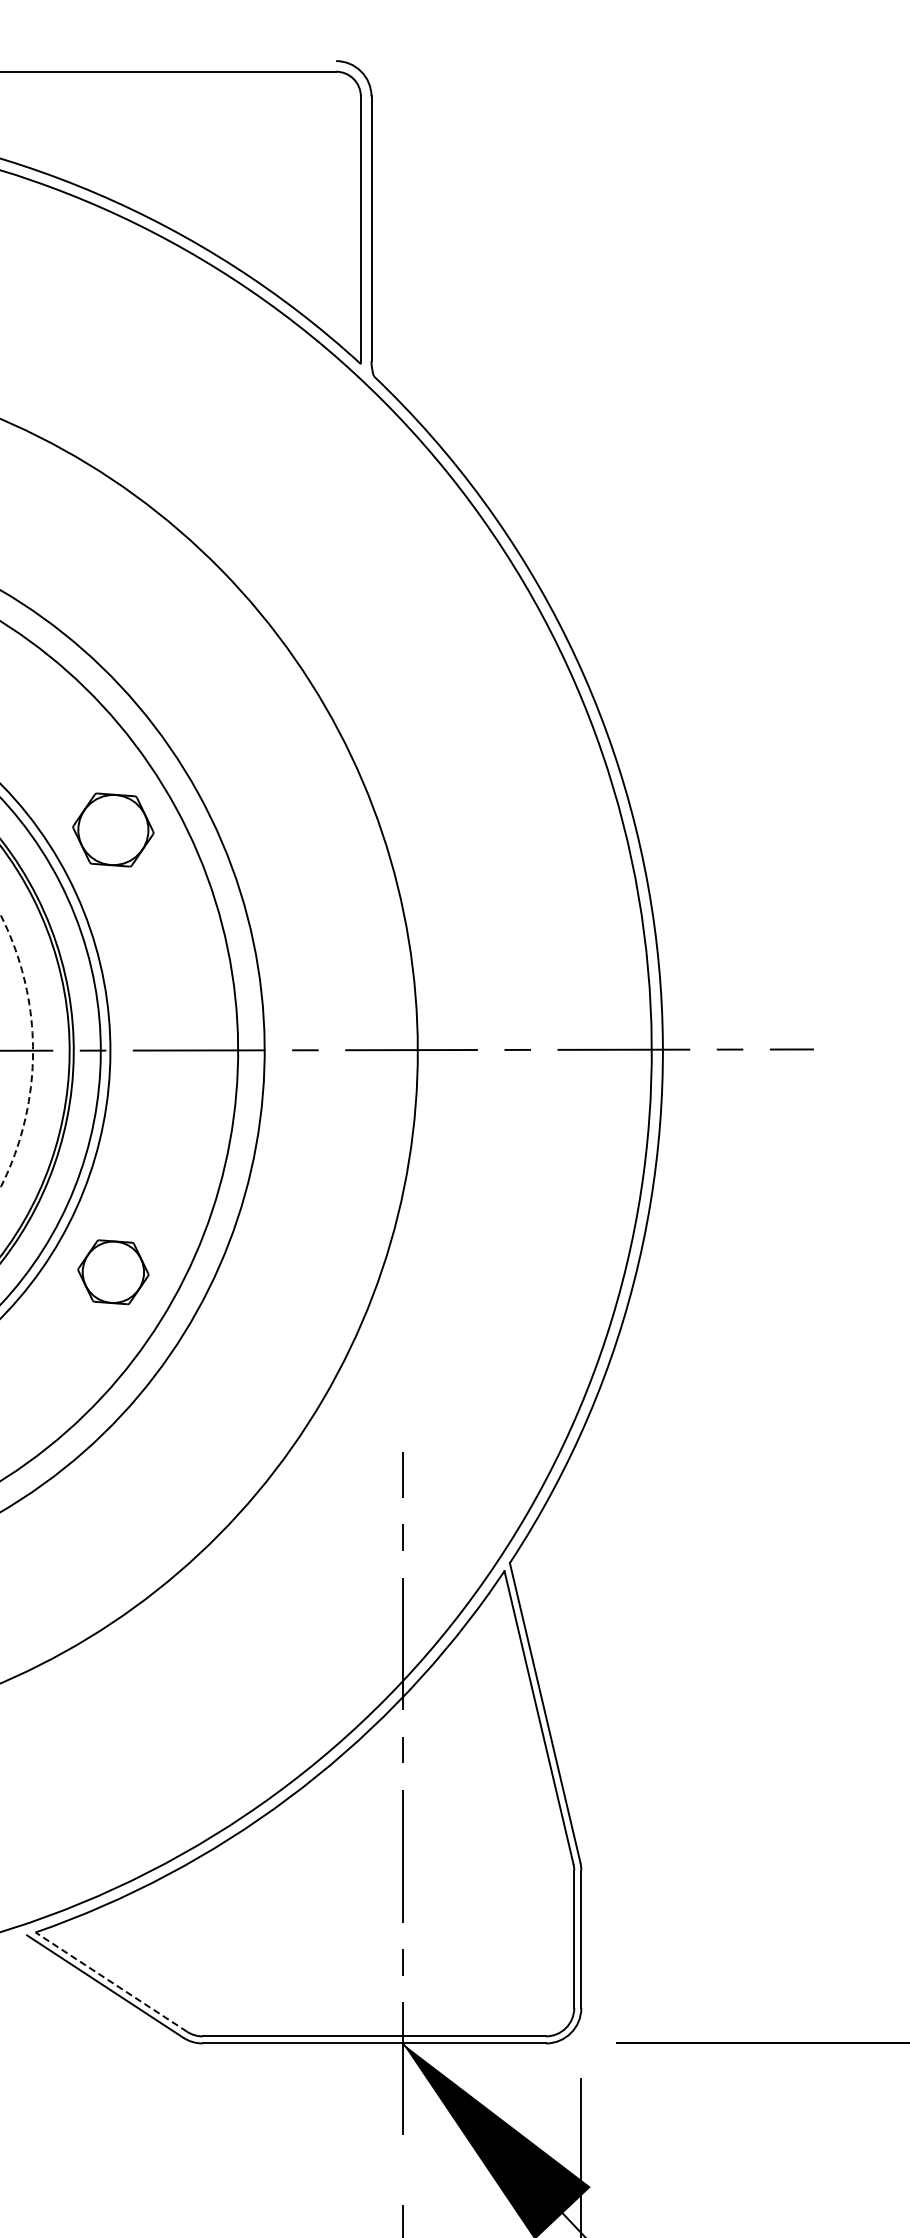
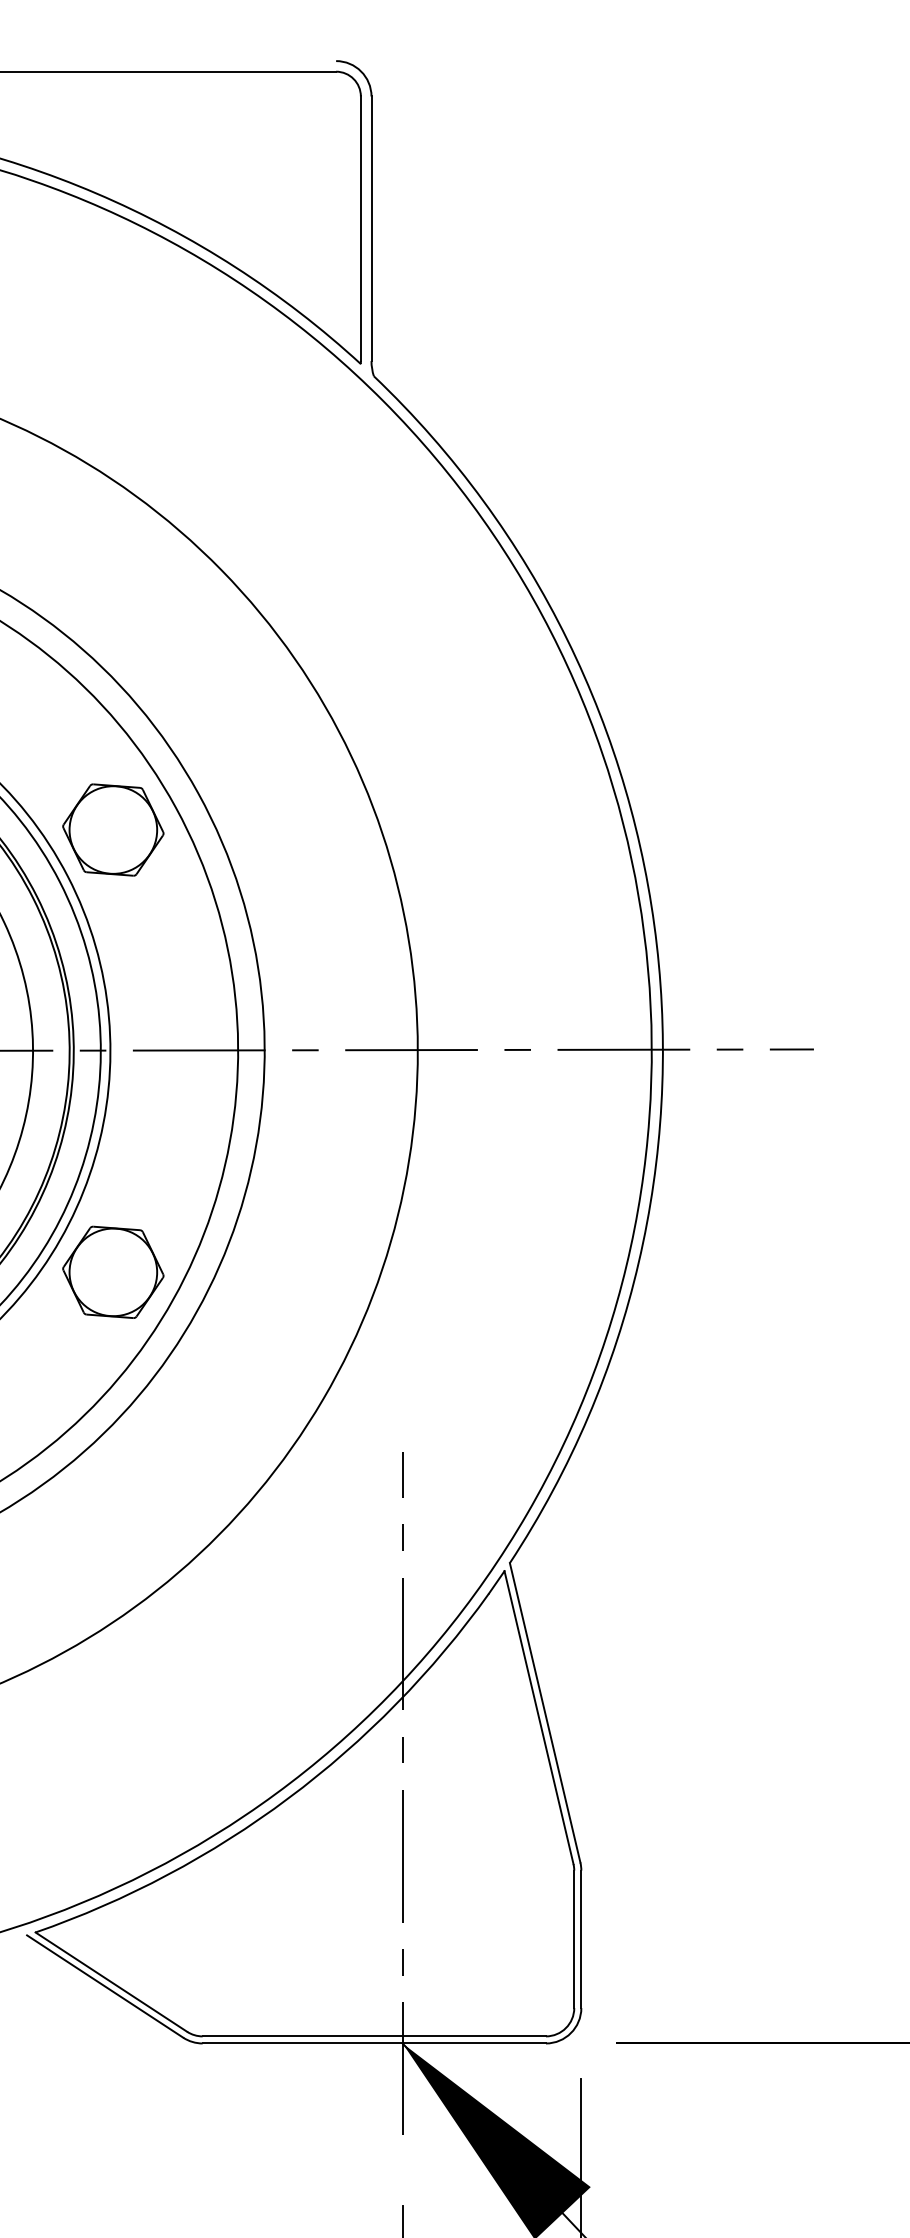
part size: 83x76 px -> 103x94 px (113, 829)
arc: dashed -> solid (33, 1049)
part size: 73x67 px -> 103x94 px (113, 1271)
line: dashed -> solid (111, 1982)
